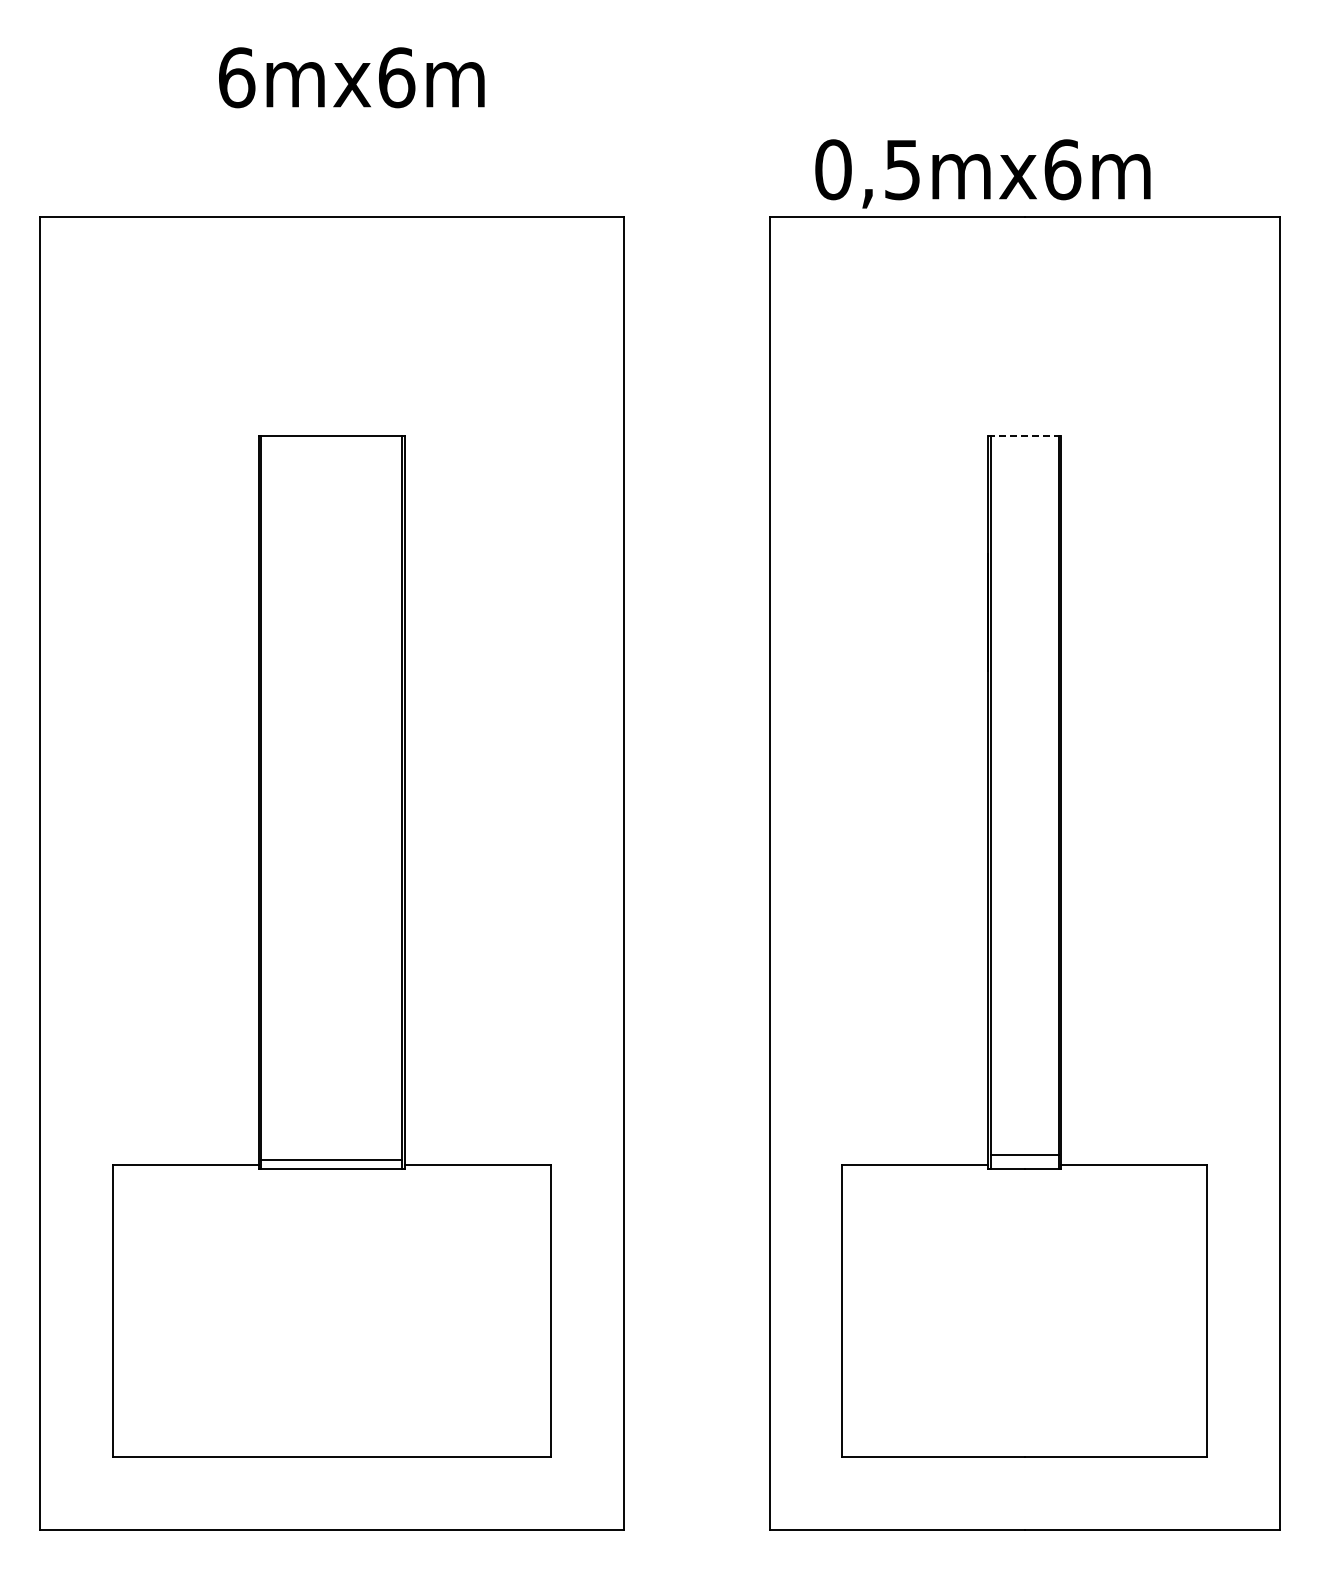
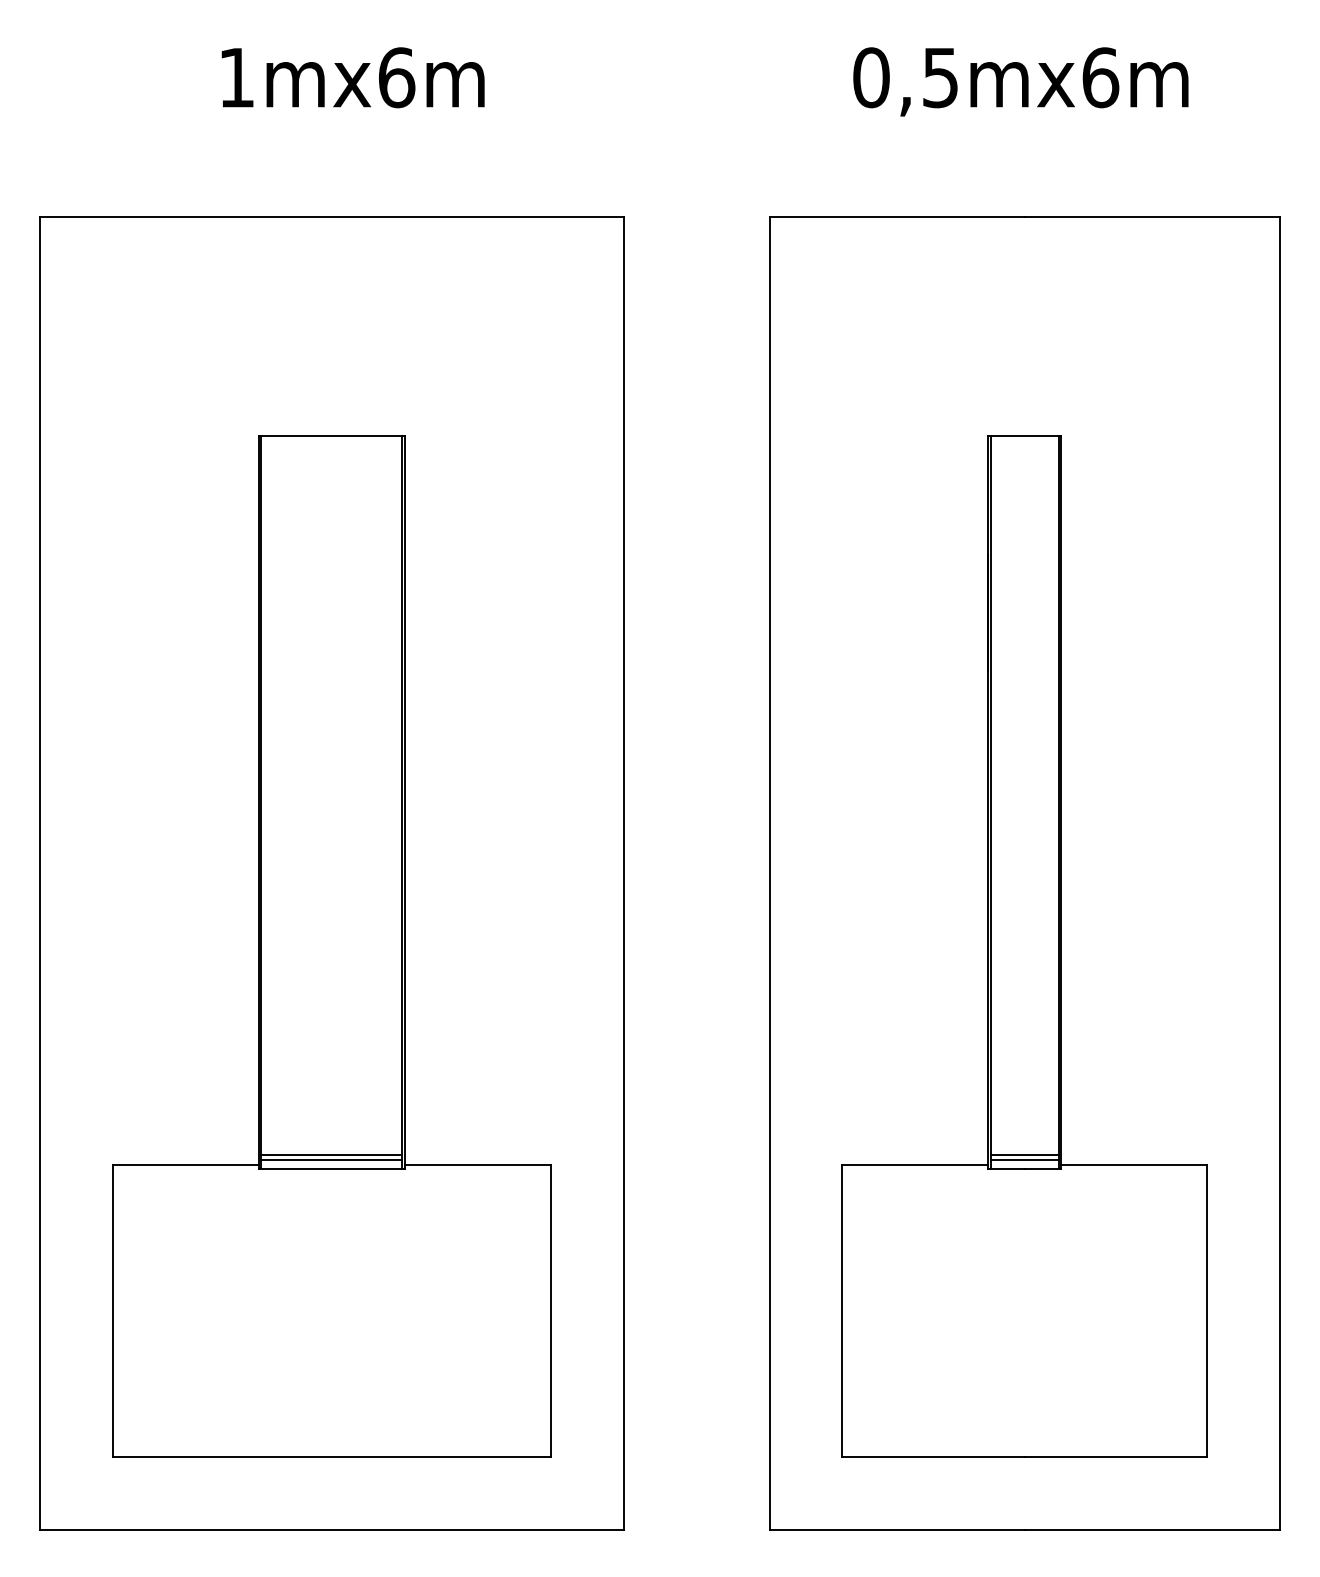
text: 6mx6m -> 1mx6m (237, 77)
text position: (982, 173) -> (1020, 81) (1020, 81)
line: dashed -> solid (1024, 436)
line: none -> present (331, 1154)
line: none -> present (1024, 1160)
